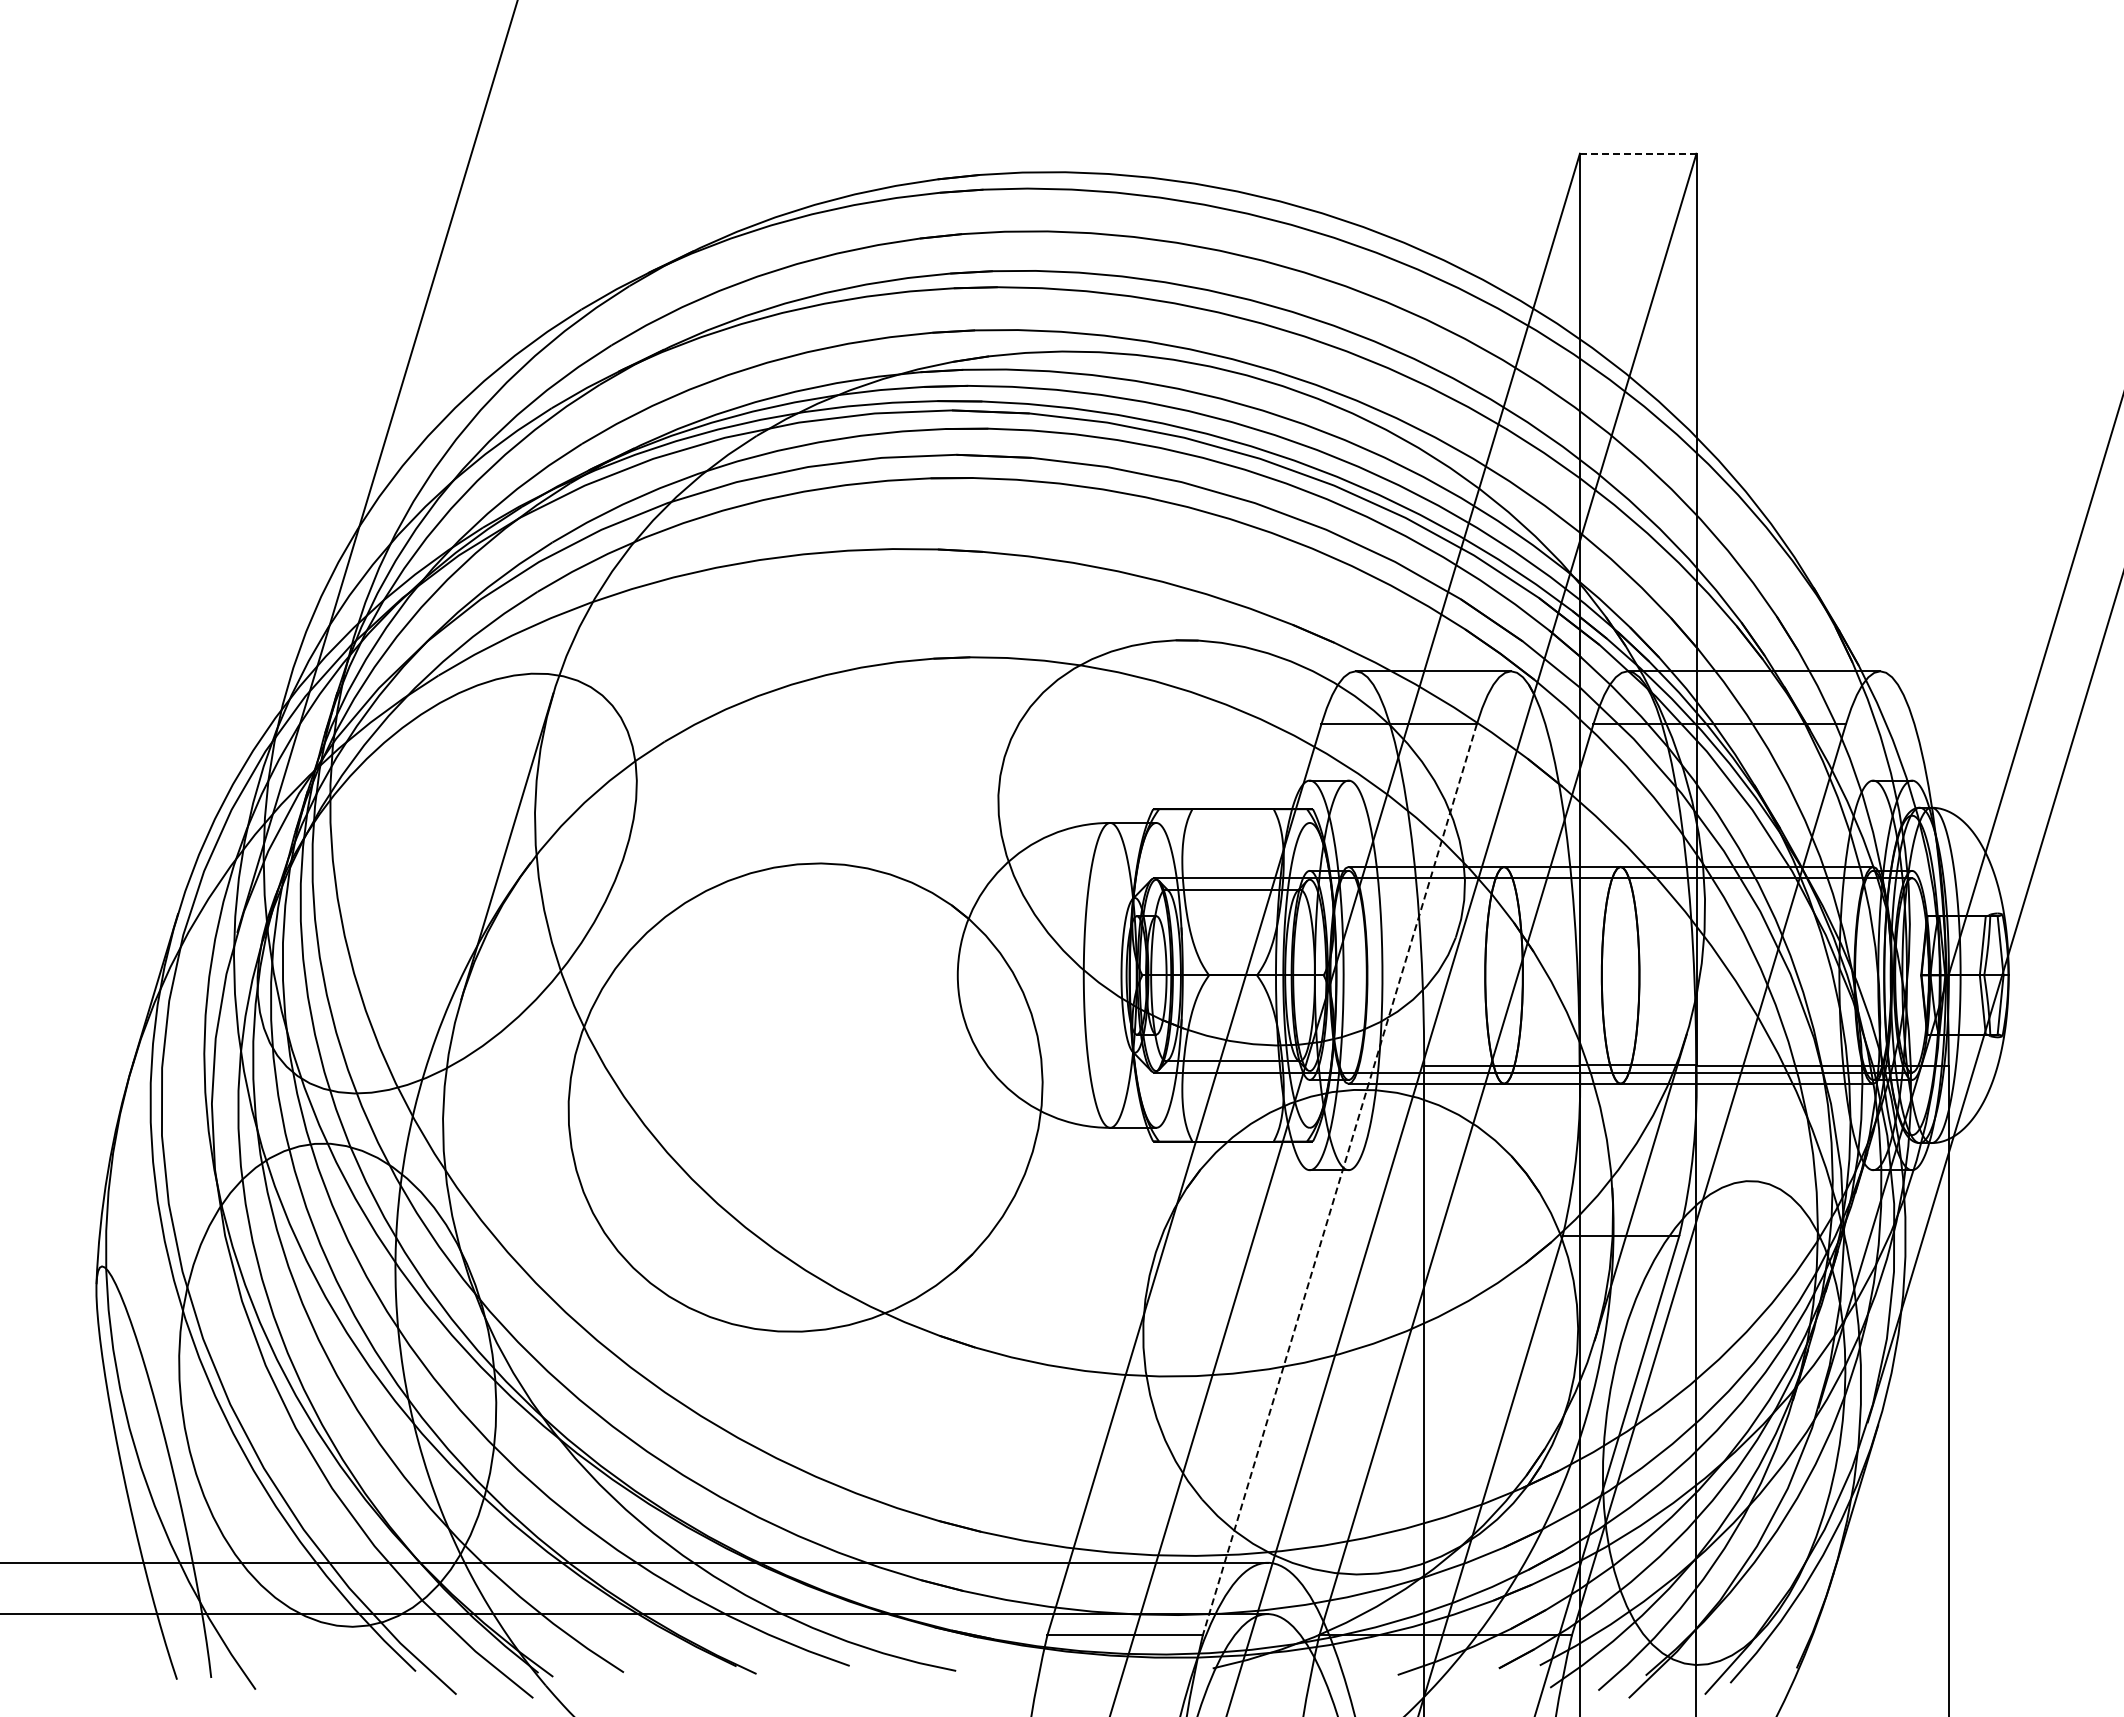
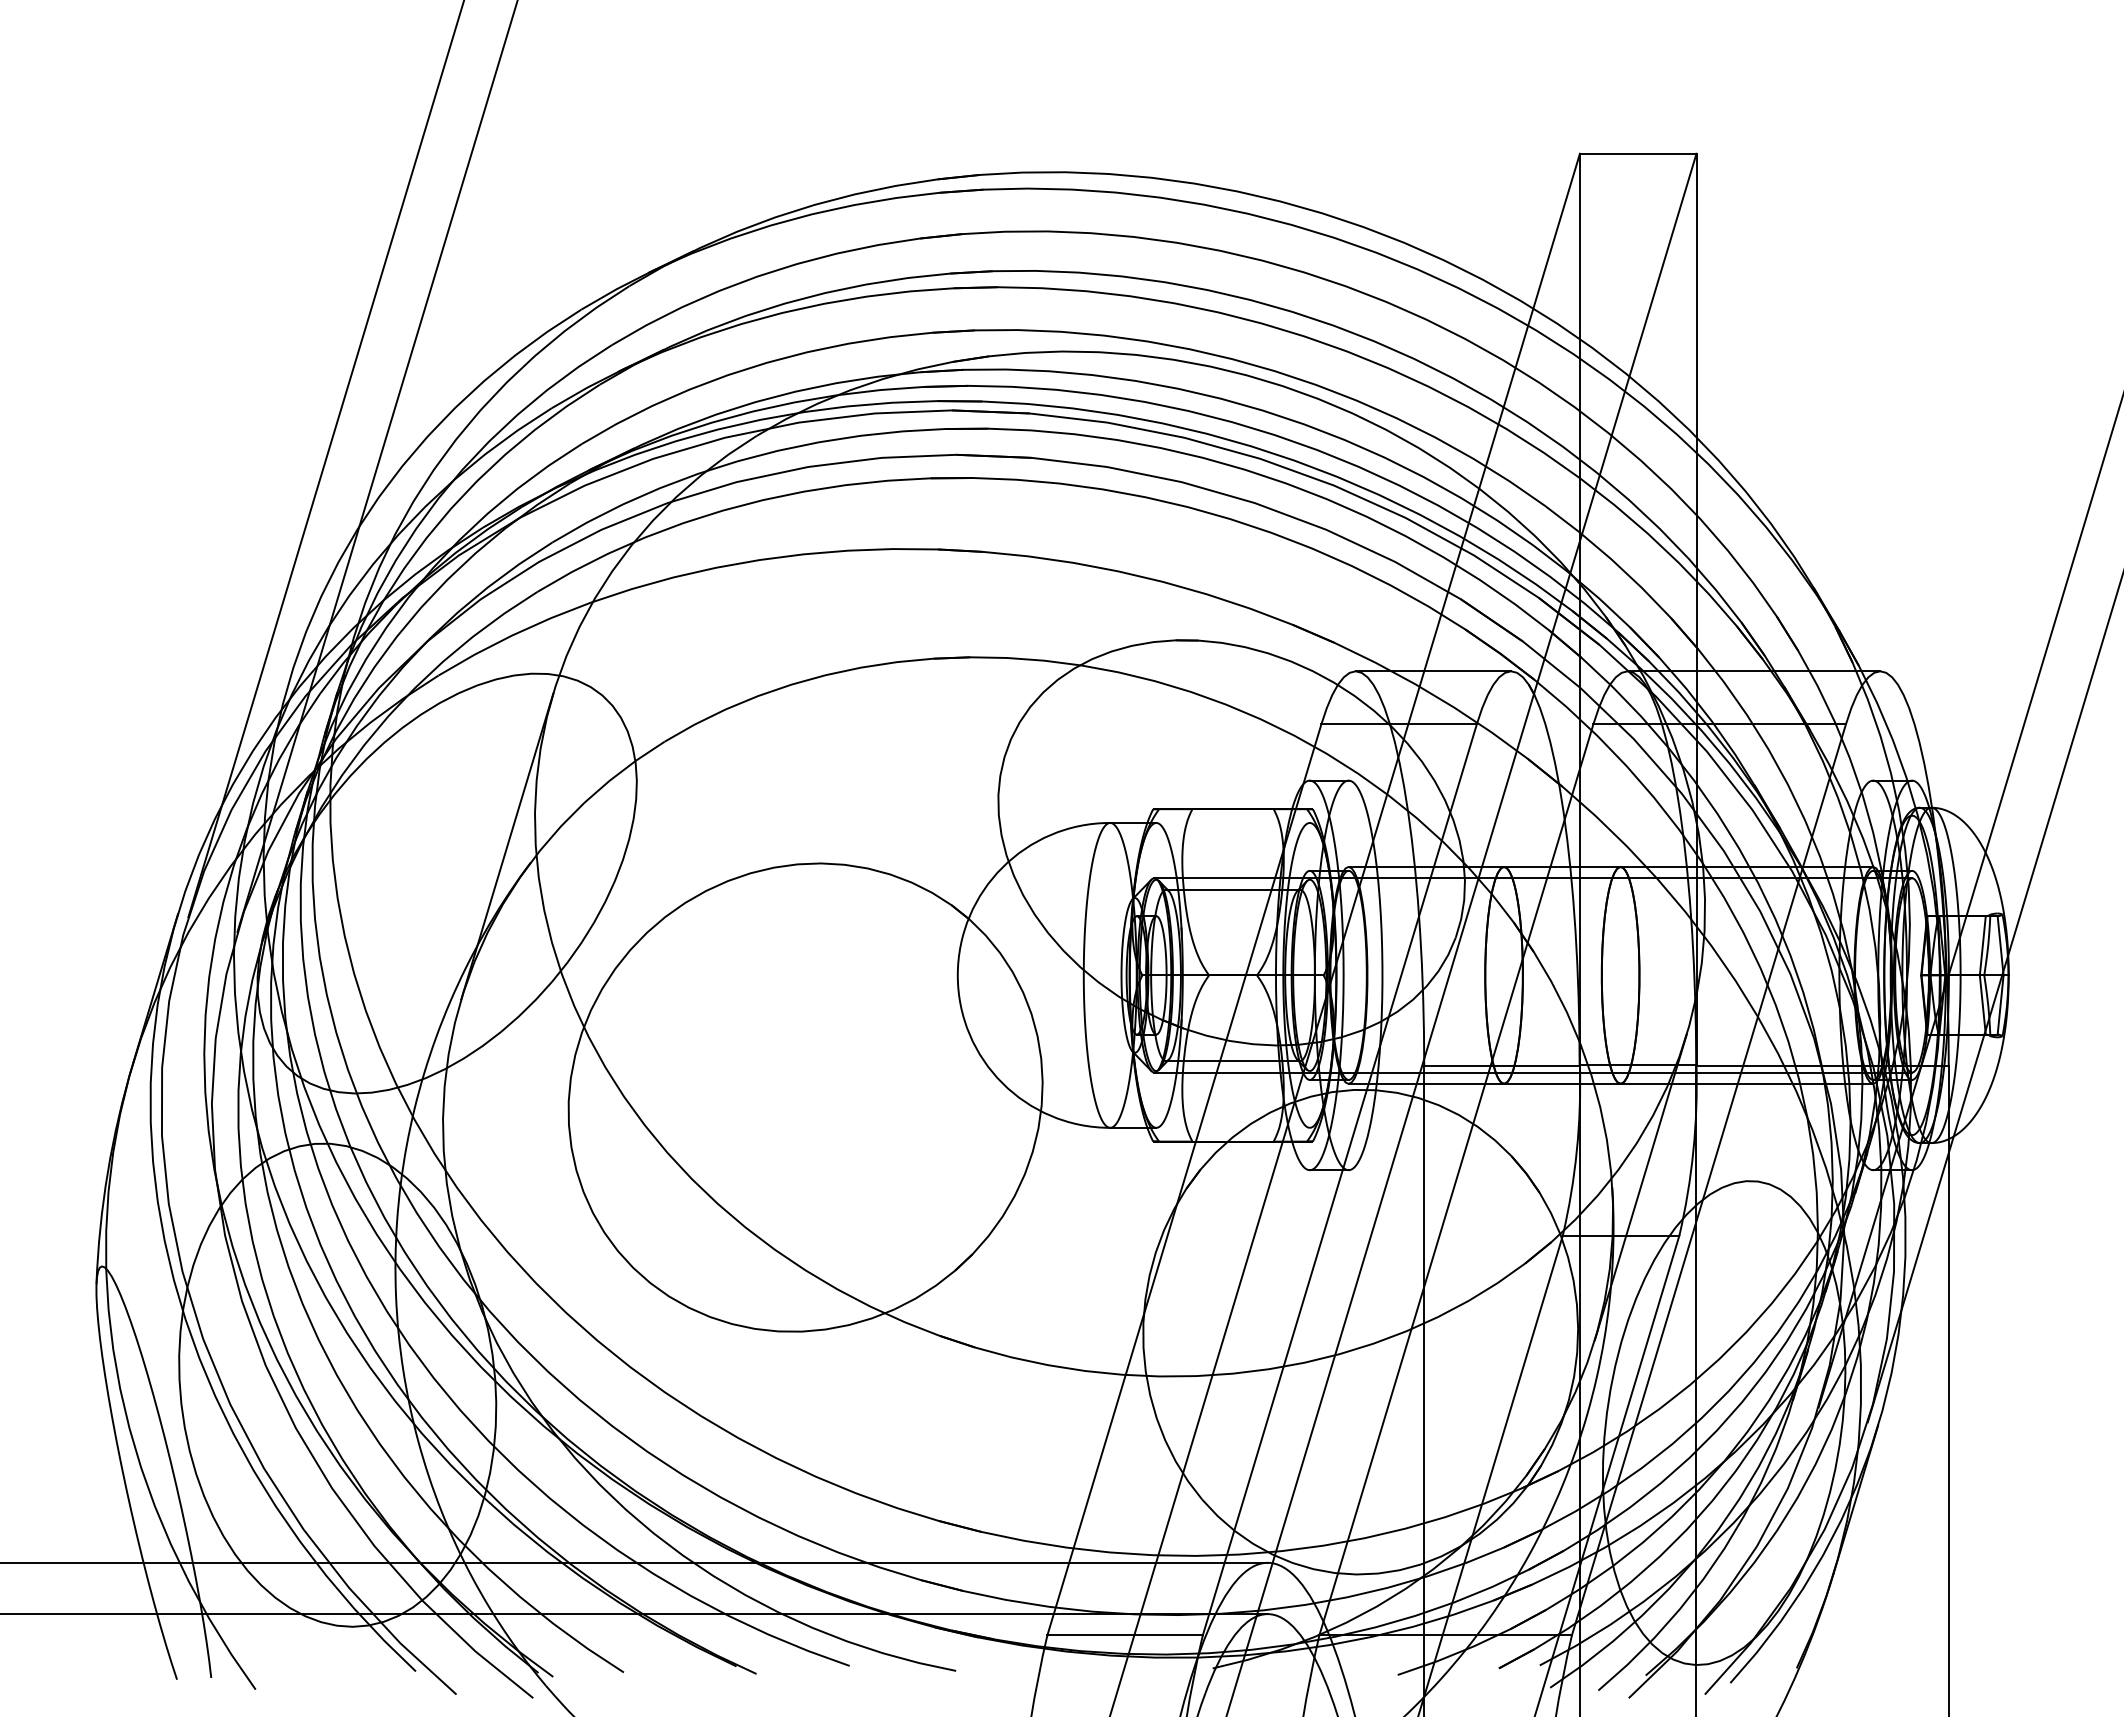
line: dashed -> solid (1637, 153)
line: none -> present (325, 459)
line: dashed -> solid (1339, 1179)
